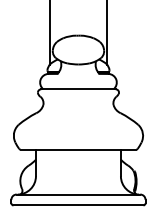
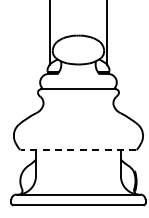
line: solid -> dashed (78, 149)
